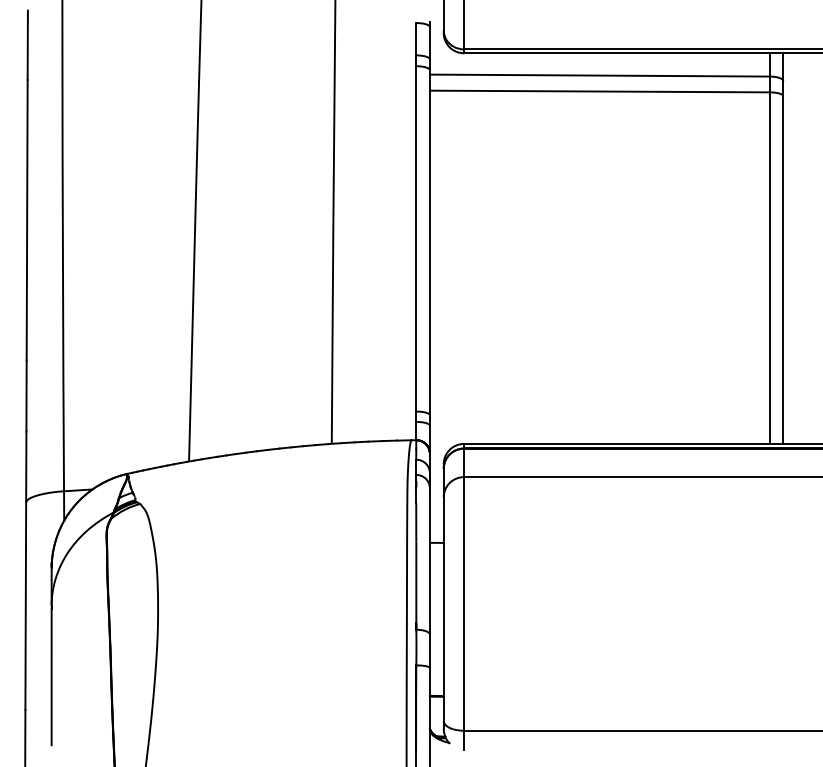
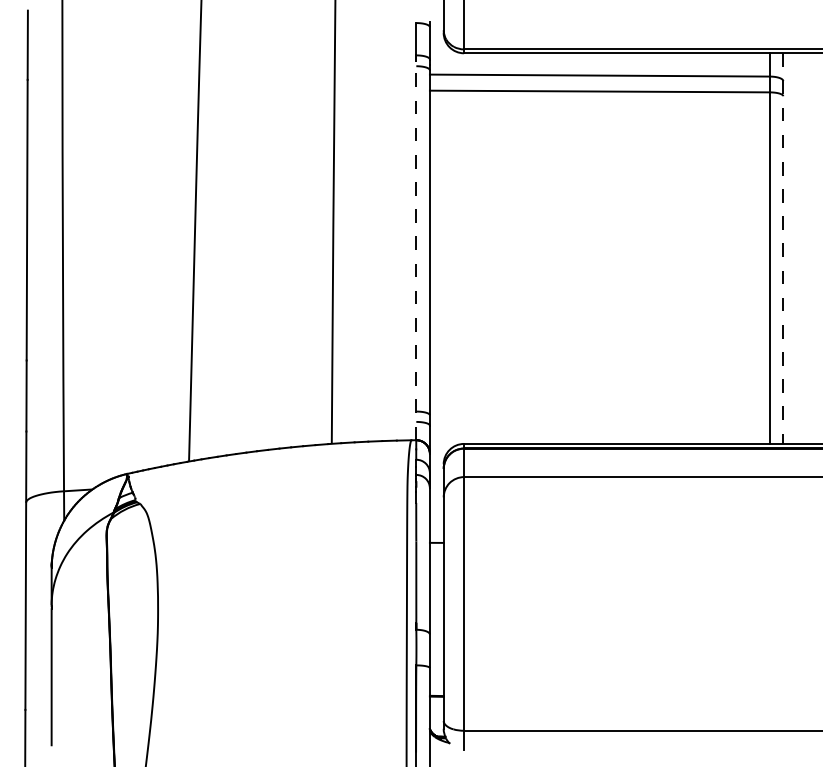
line: solid -> dashed (783, 249)
line: solid -> dashed (416, 250)
